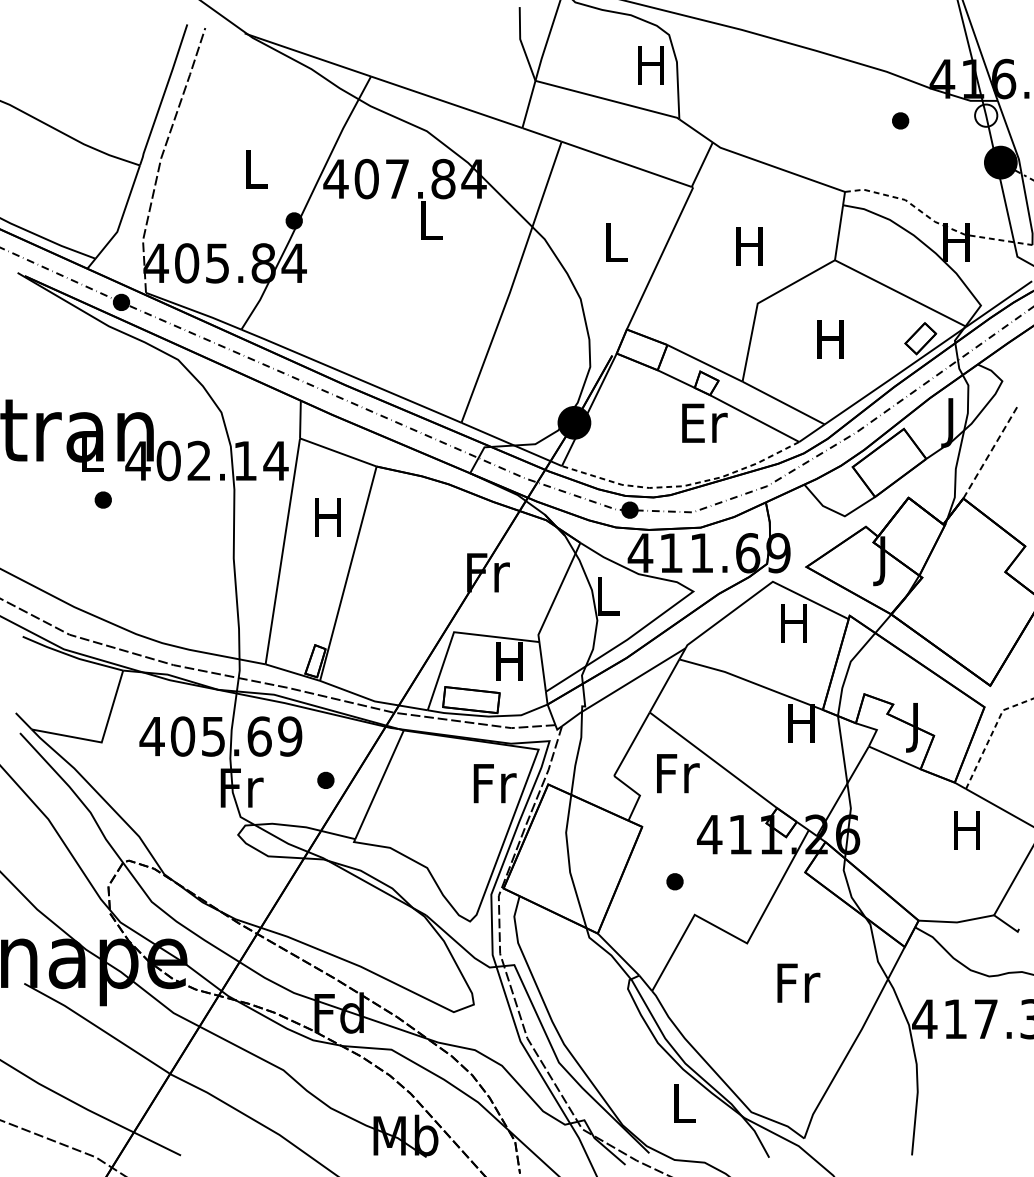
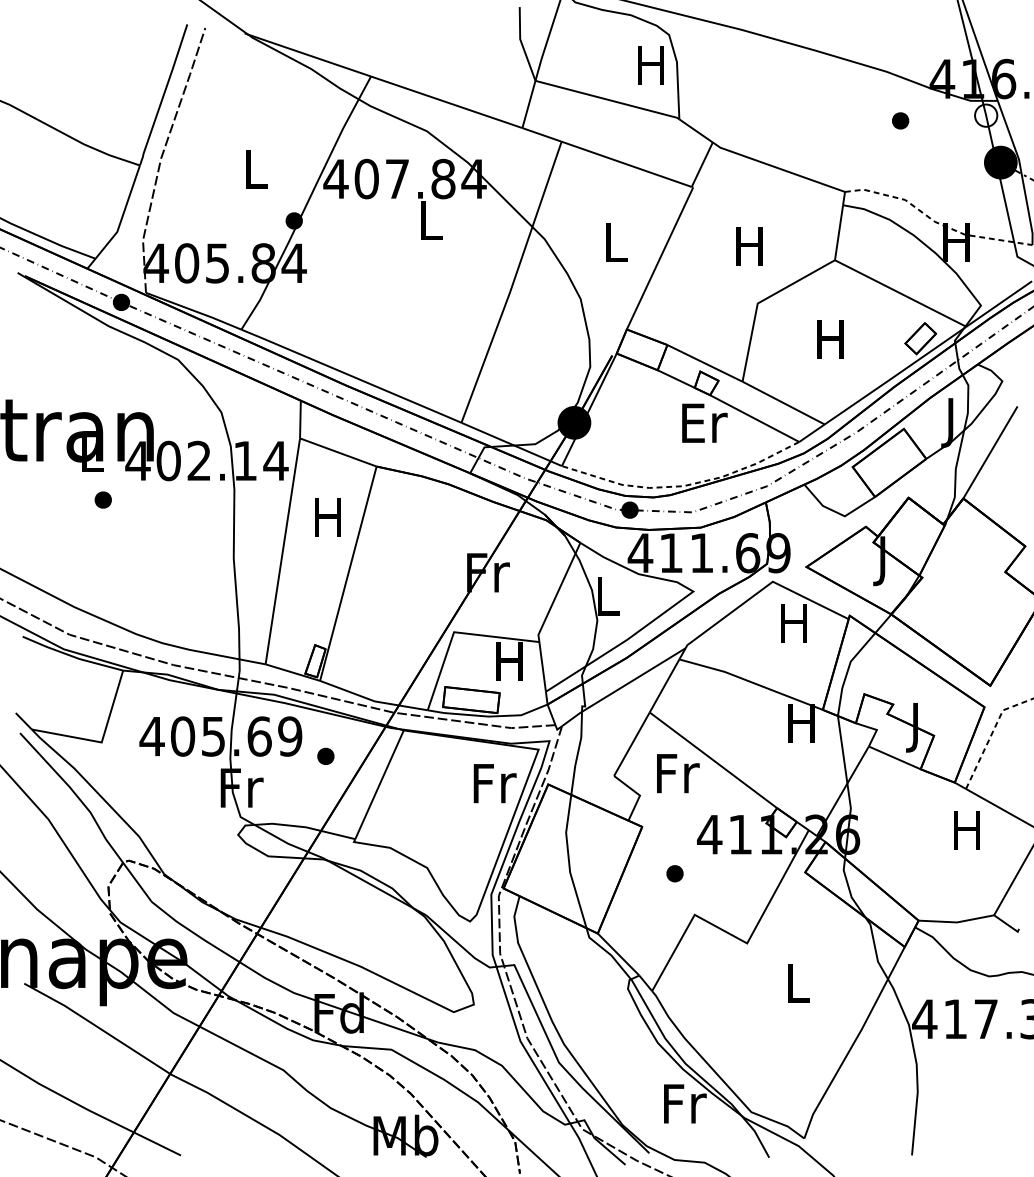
line: dashed -> solid (990, 452)
part position: (325, 779) -> (325, 755) (325, 755)
part position: (674, 881) -> (674, 873) (674, 873)
text: Fr -> L (798, 982)
text: L -> Fr (685, 1103)
